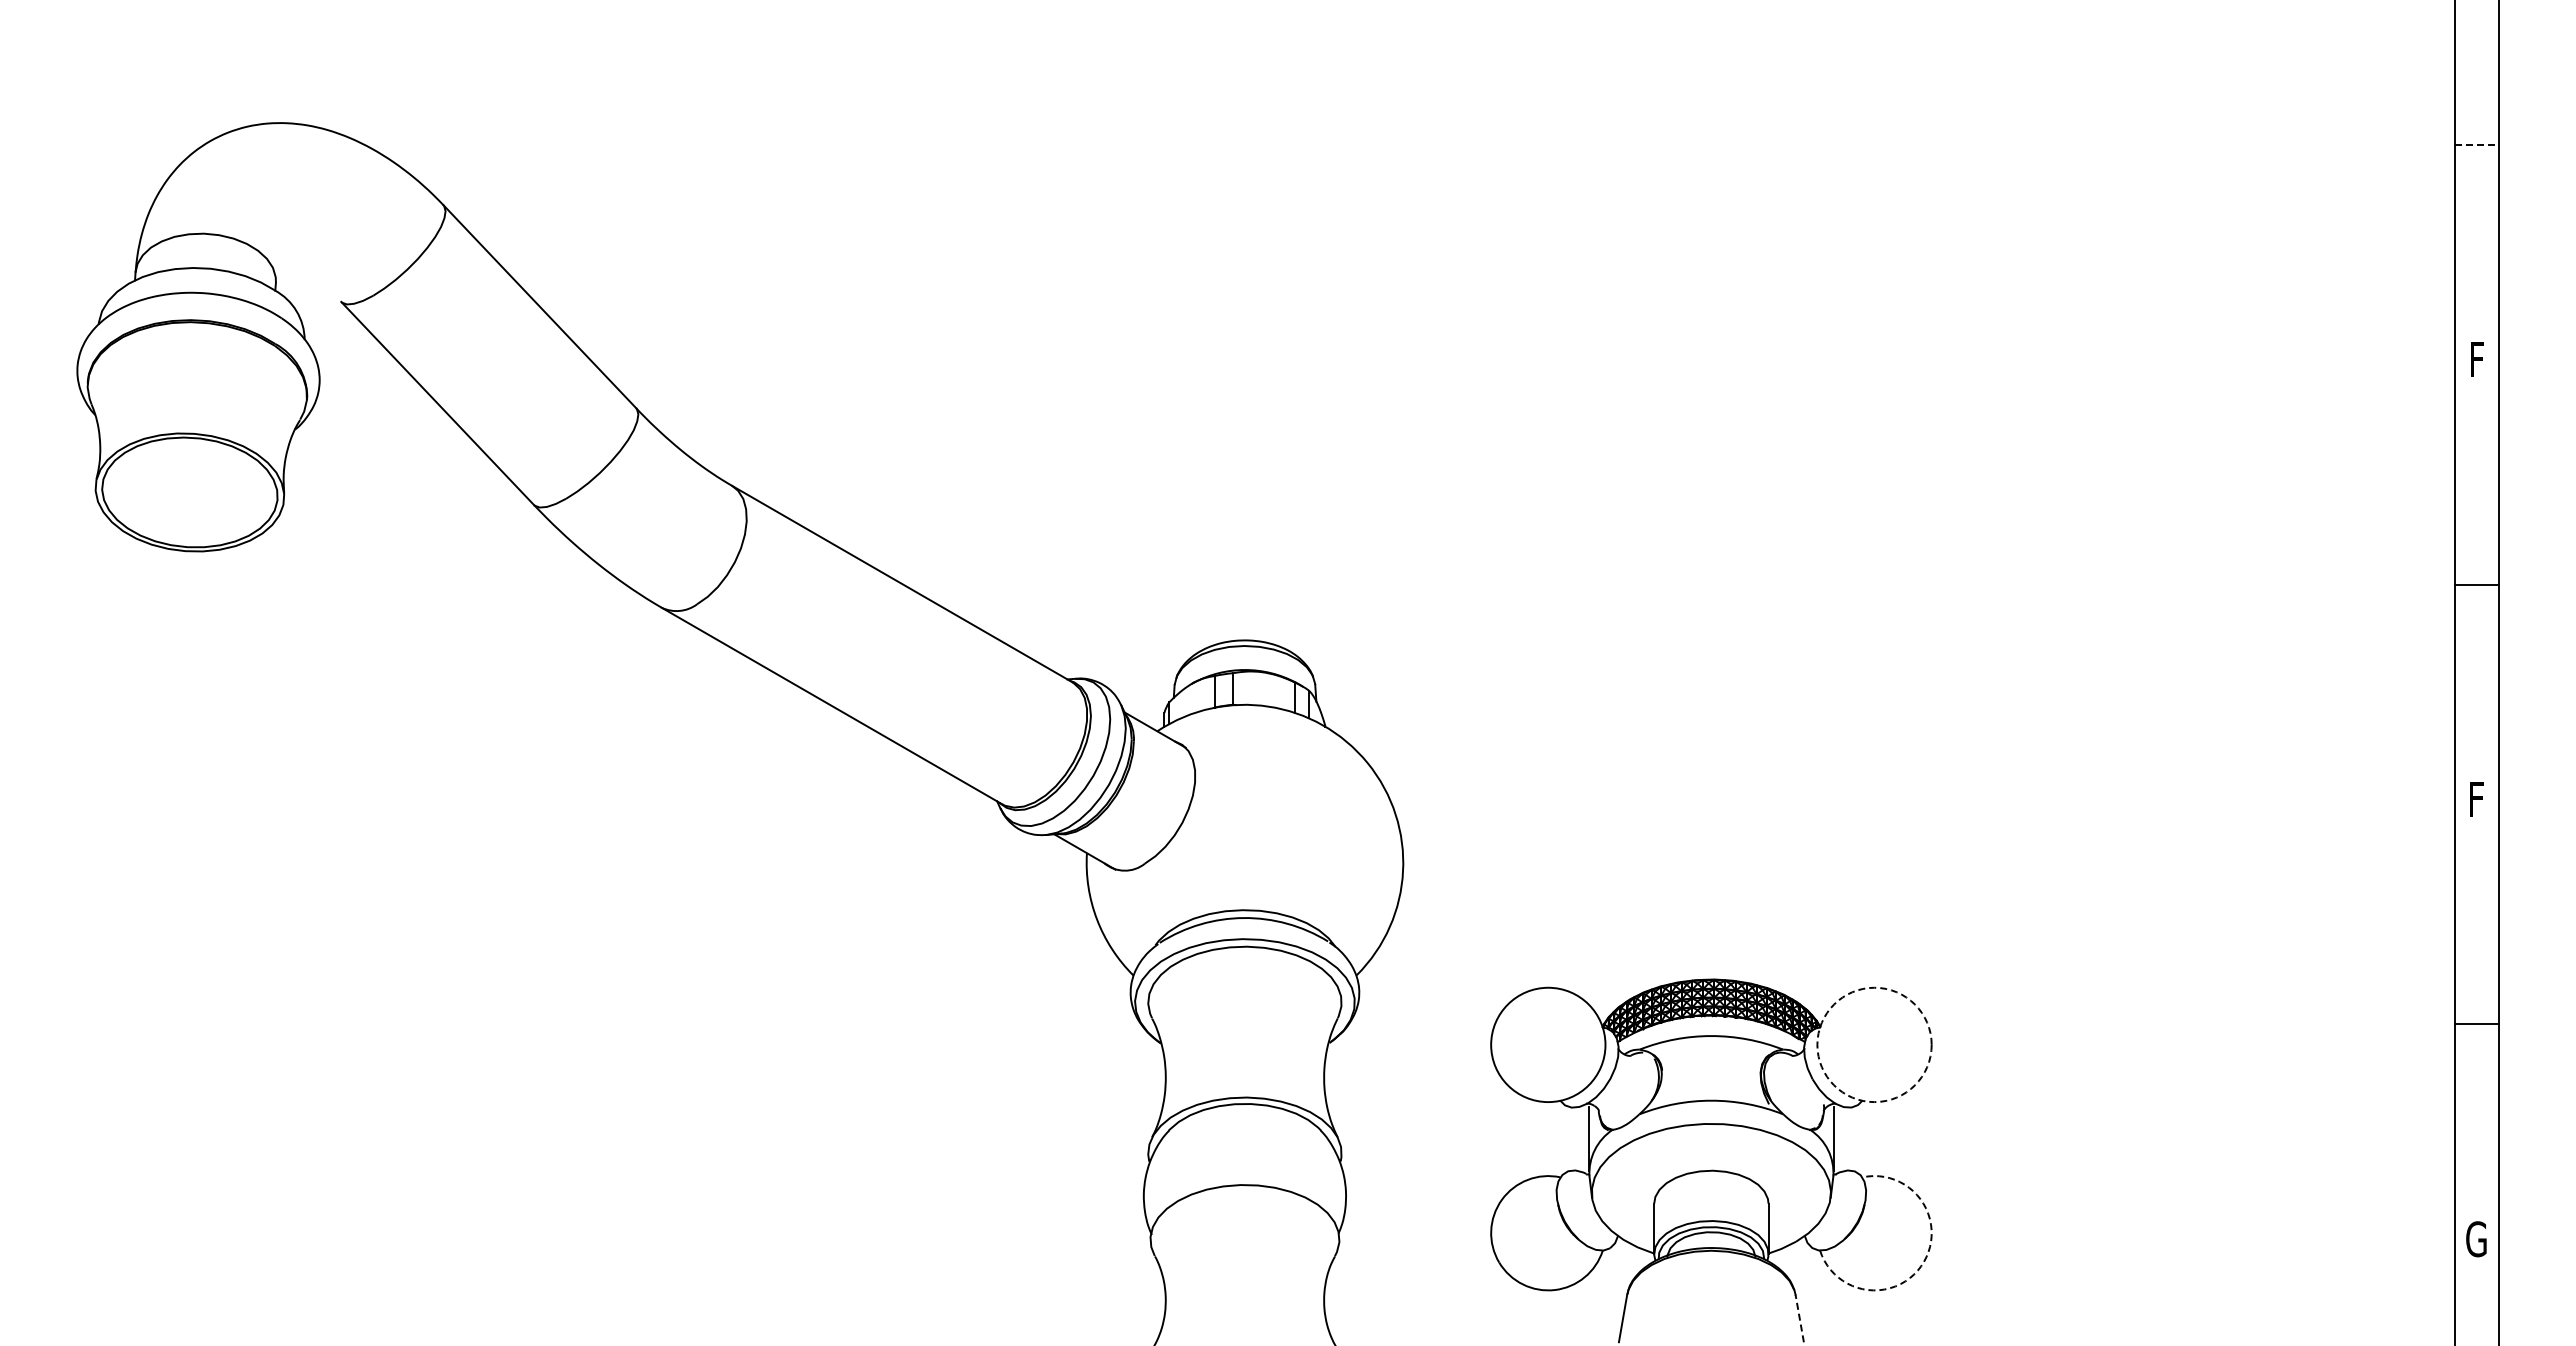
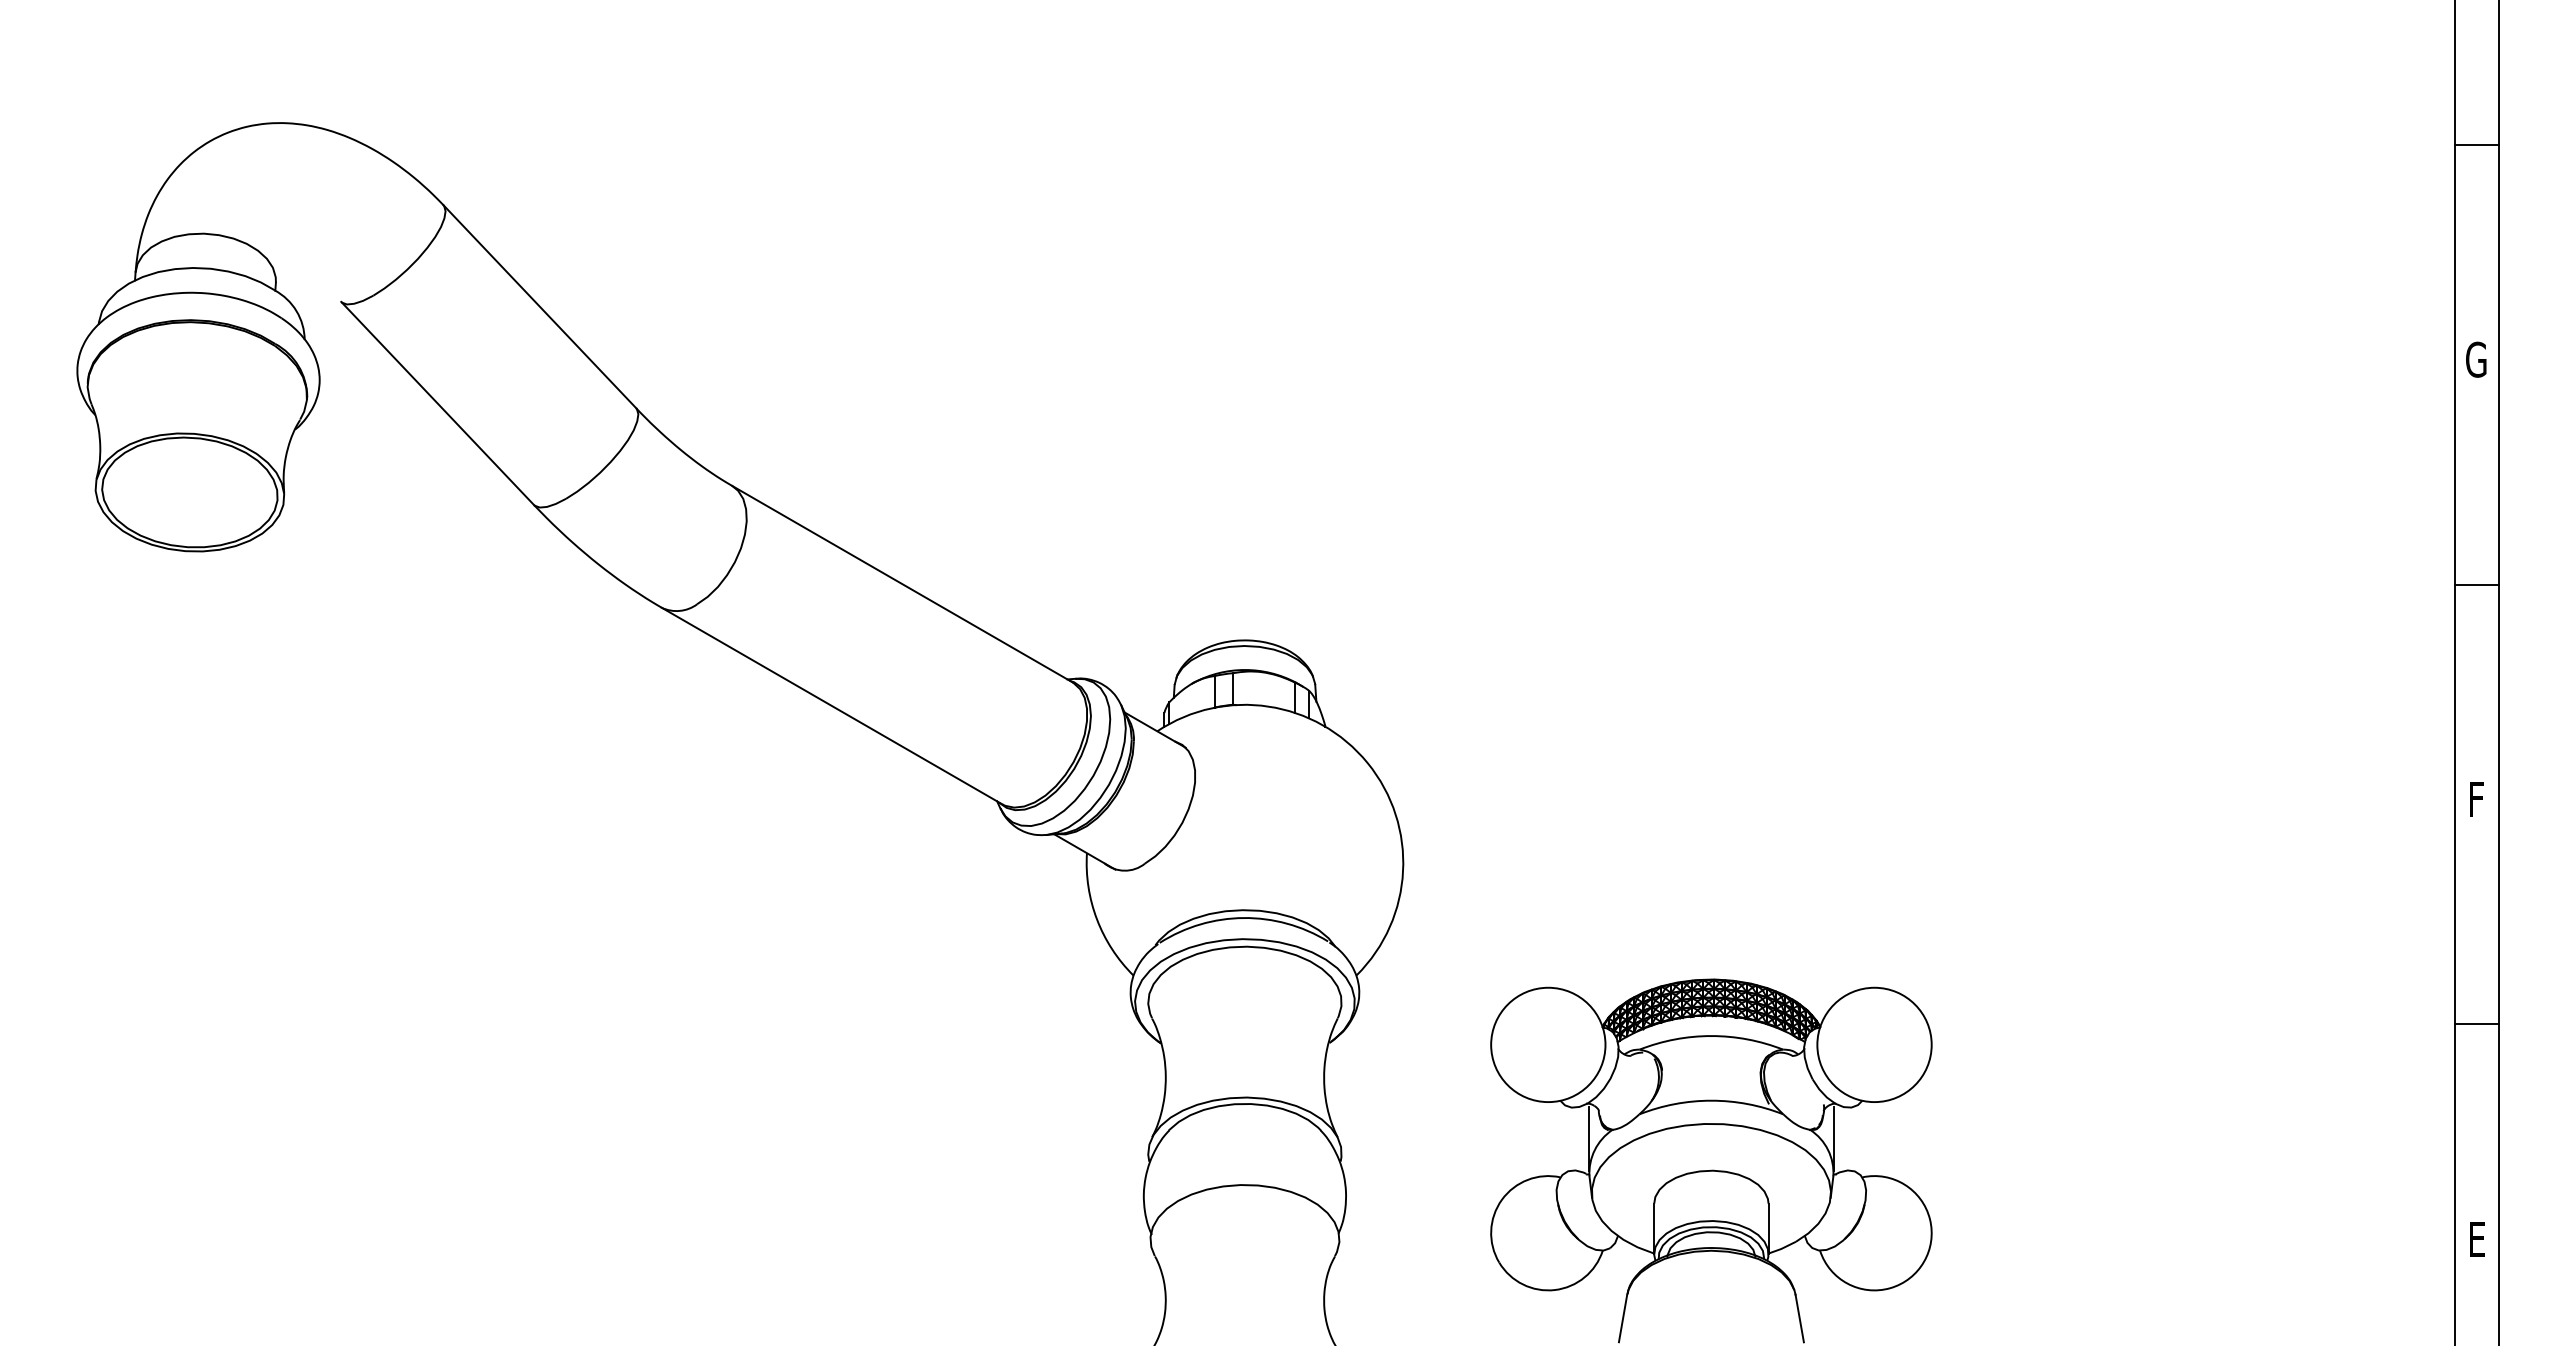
line: dashed -> solid (2476, 144)
text: F -> G (2476, 359)
circle: dashed -> solid (1874, 1044)
text: G -> E (2476, 1239)
arc: dashed -> solid (1924, 1261)
line: dashed -> solid (1799, 1318)
